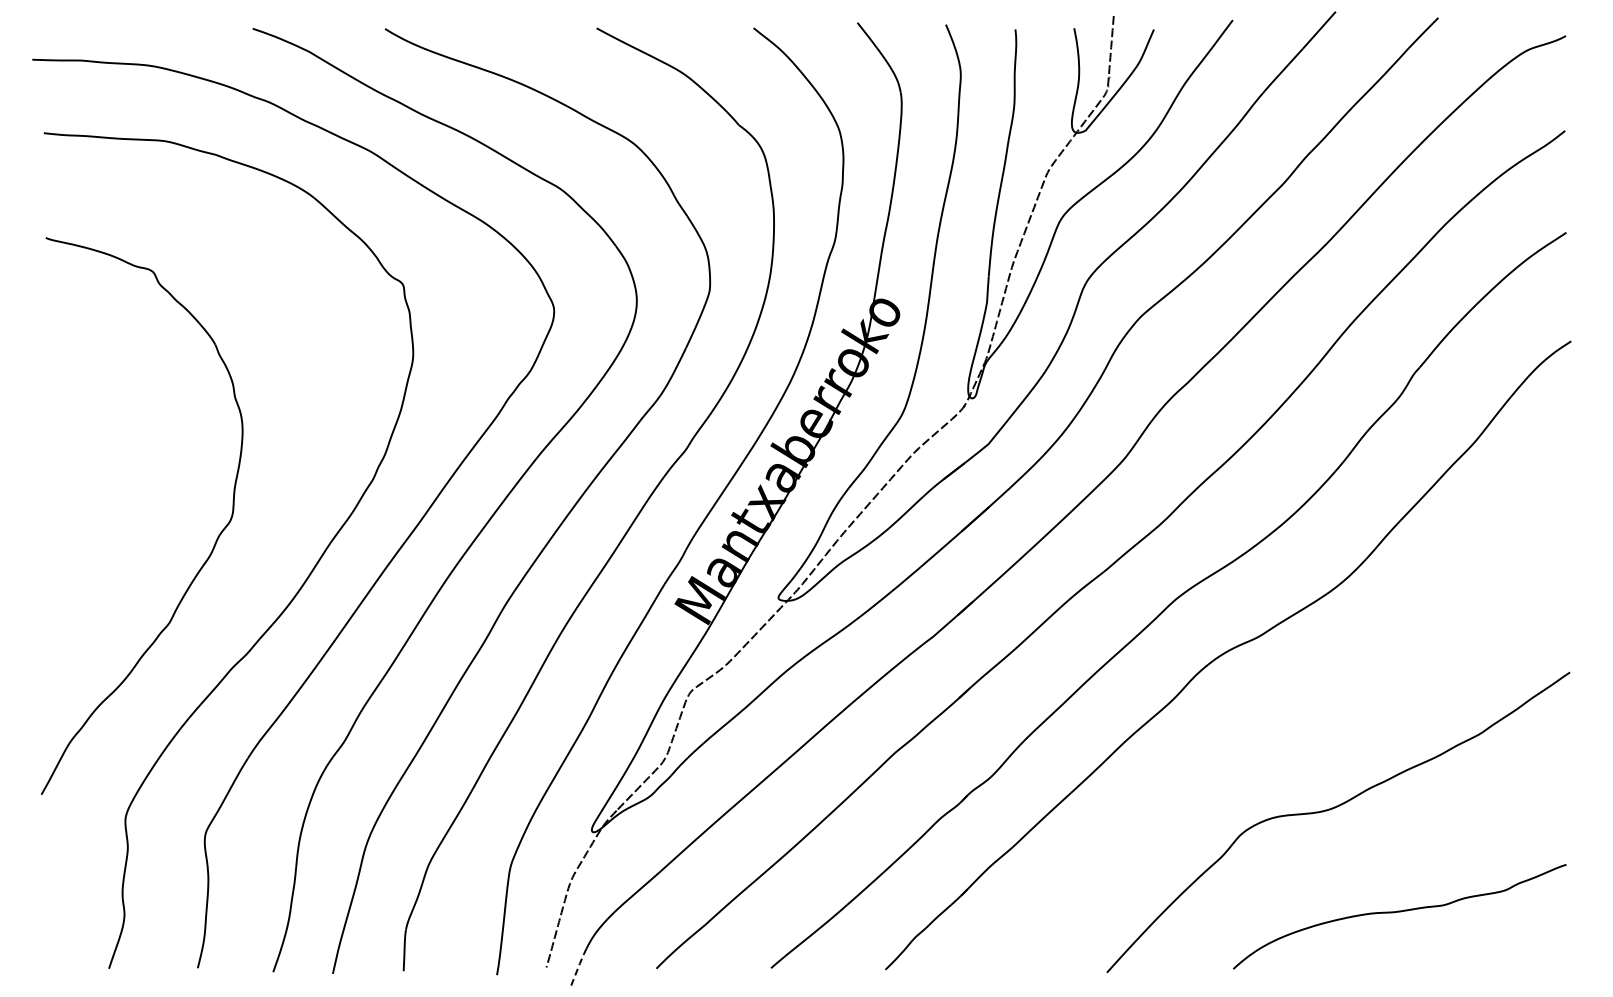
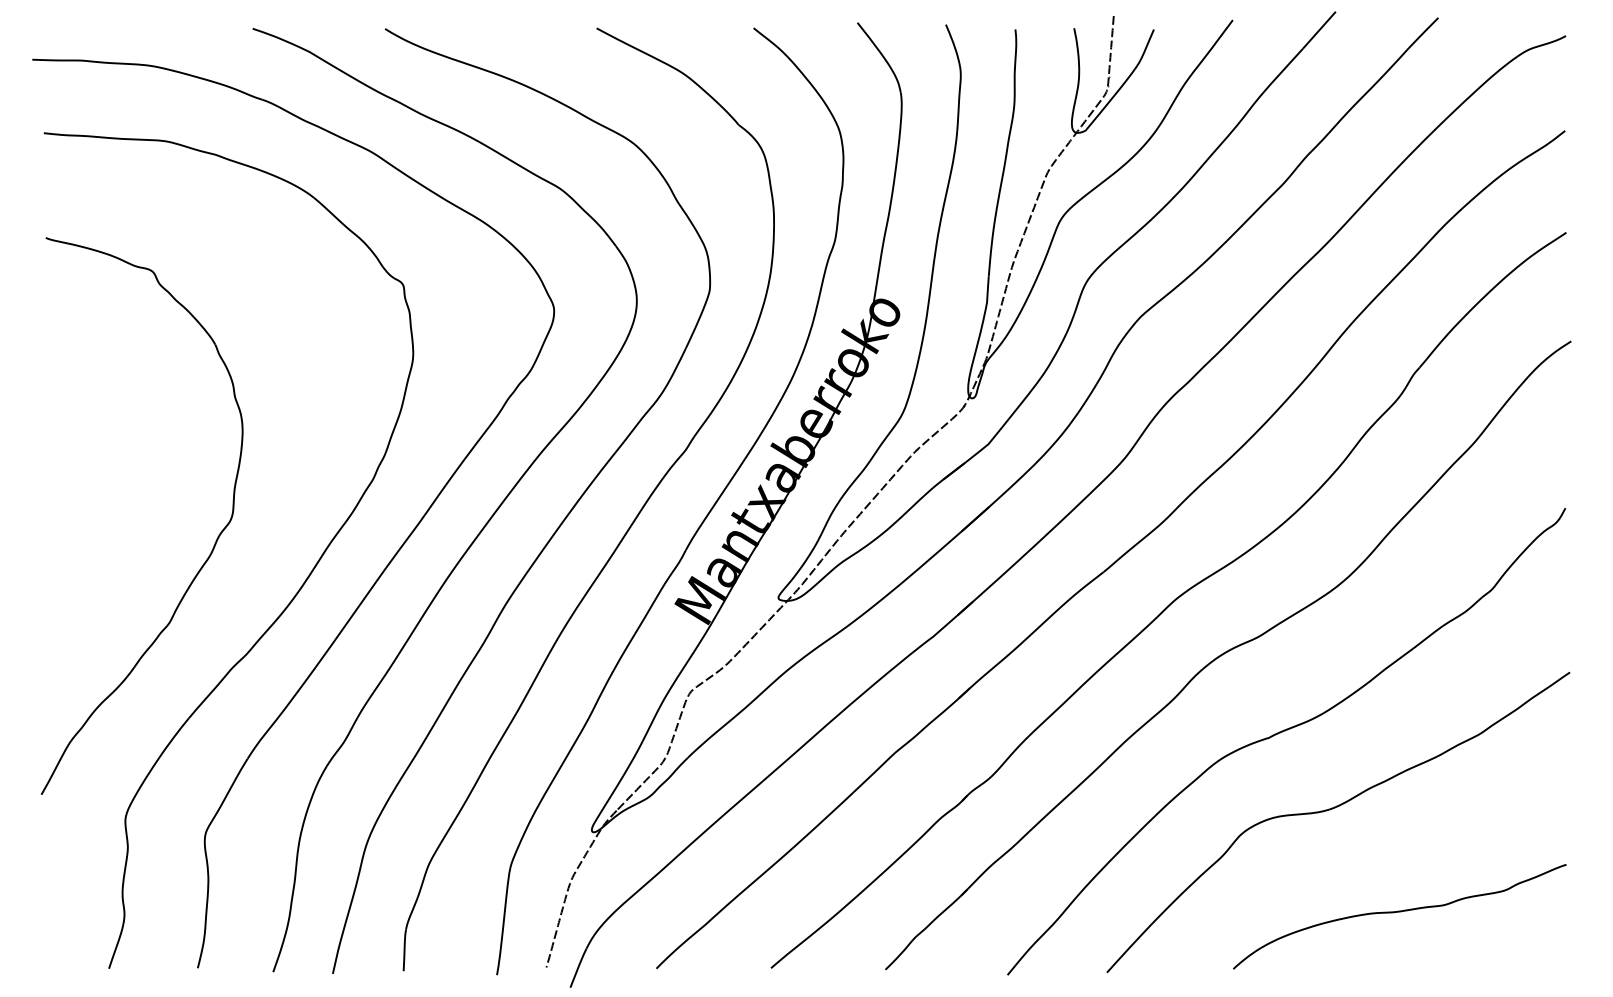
part: none -> present (1282, 732)
line: dashed -> solid (578, 967)
